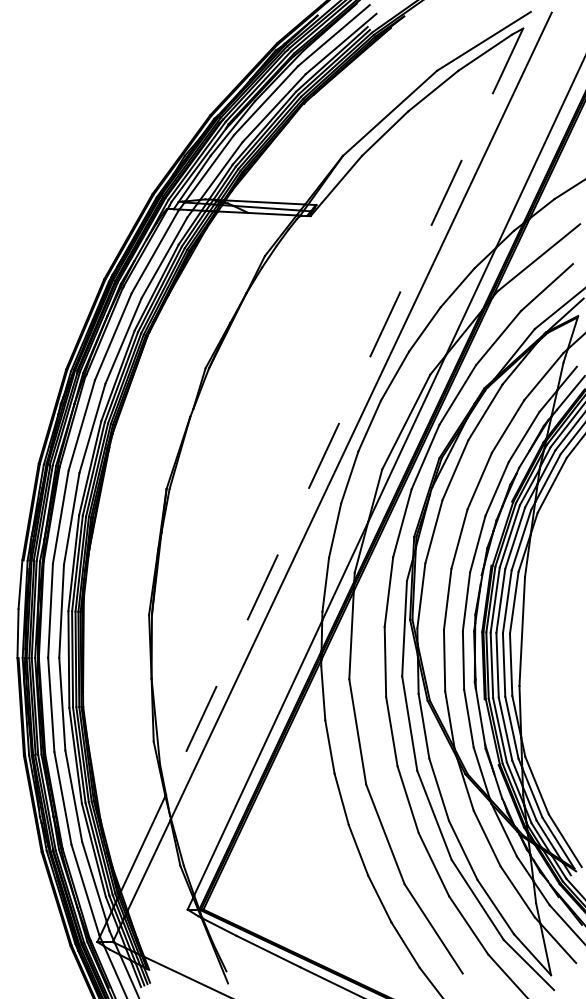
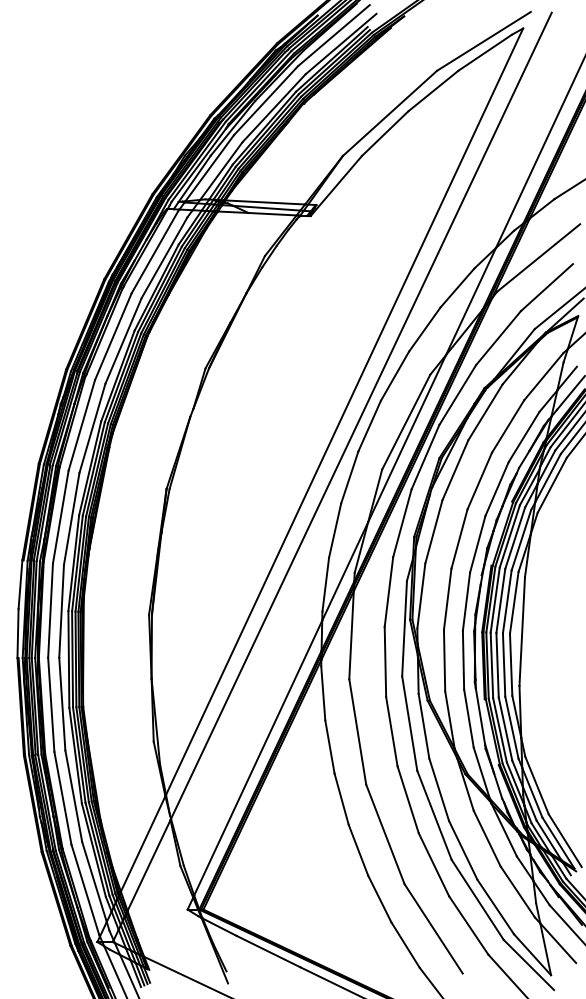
line: dashed -> solid (344, 411)
